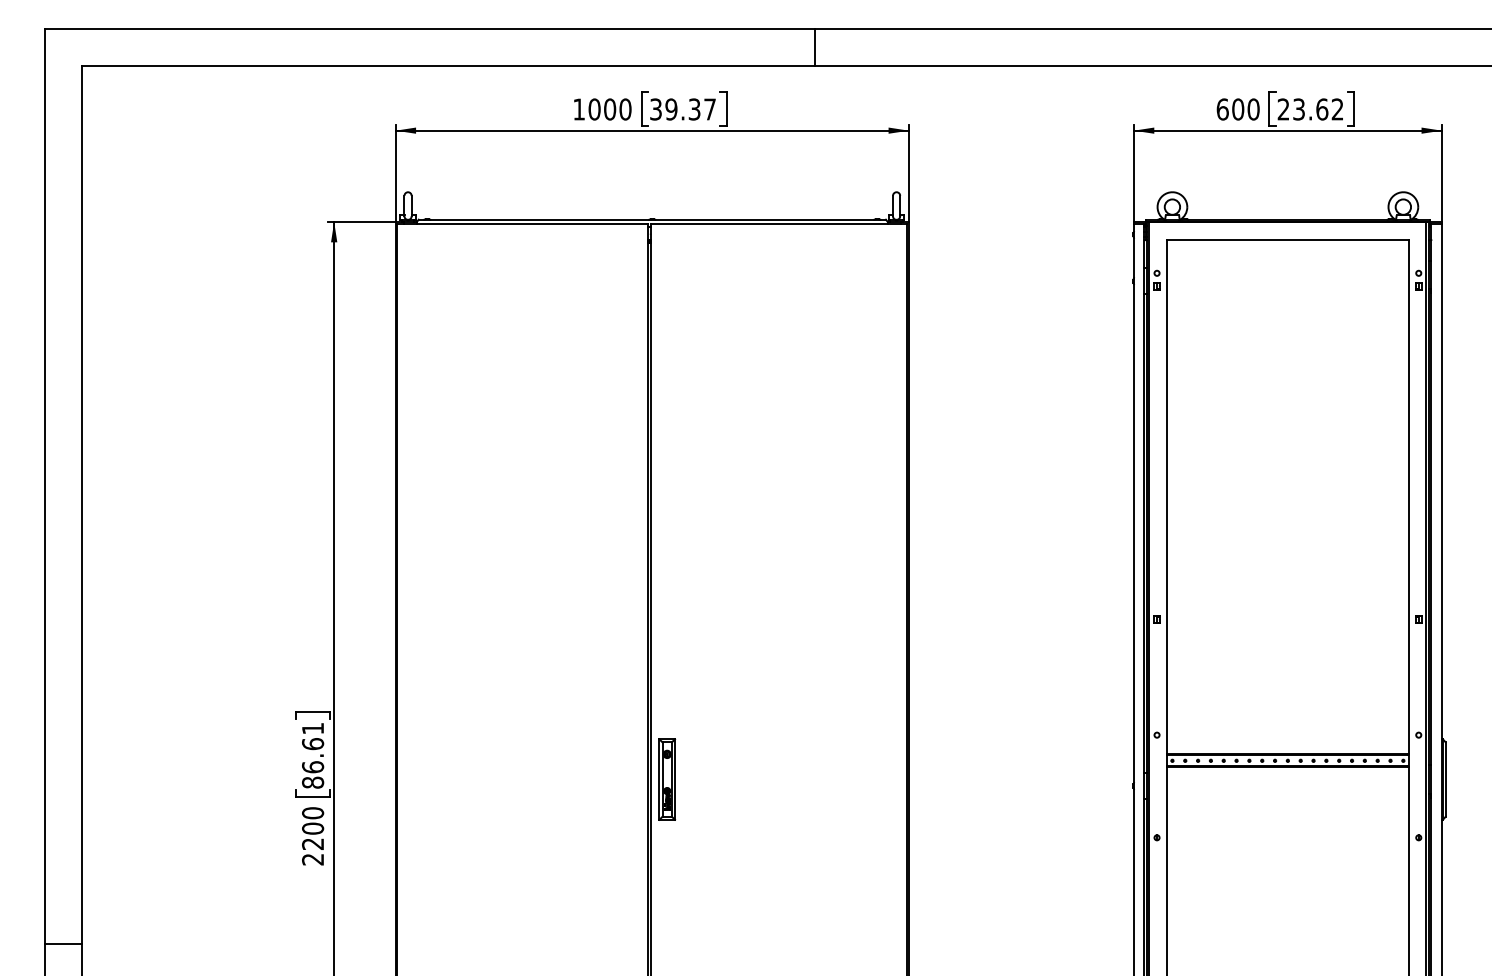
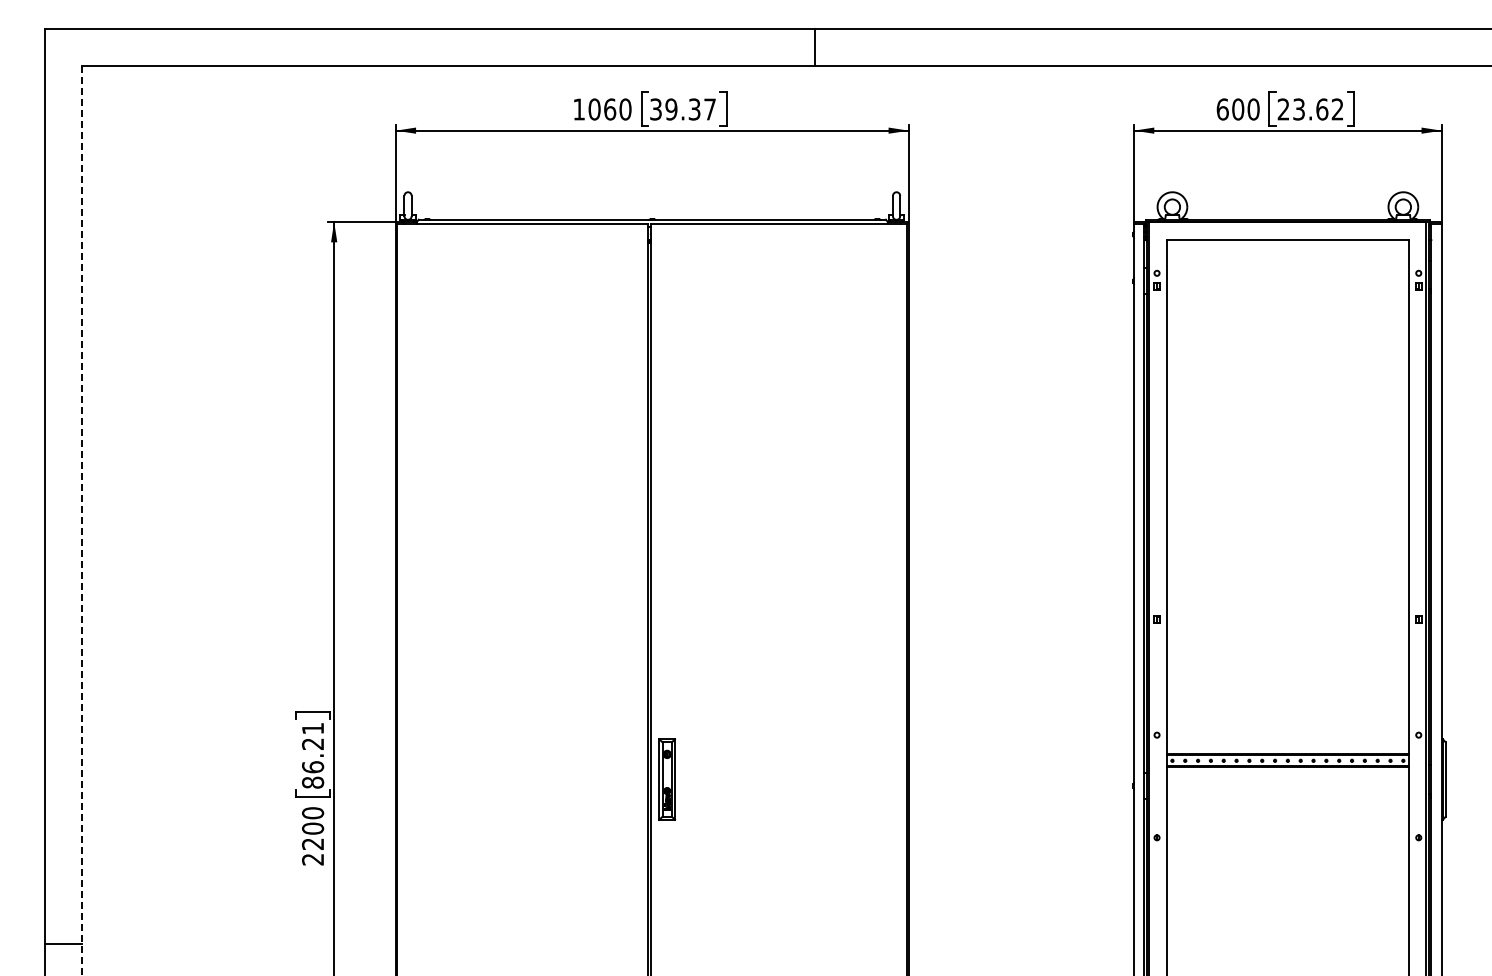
text: 1000 -> 1060 (610, 109)
line: solid -> dashed (81, 520)
text: 86.61 -> 86.21 (313, 744)
